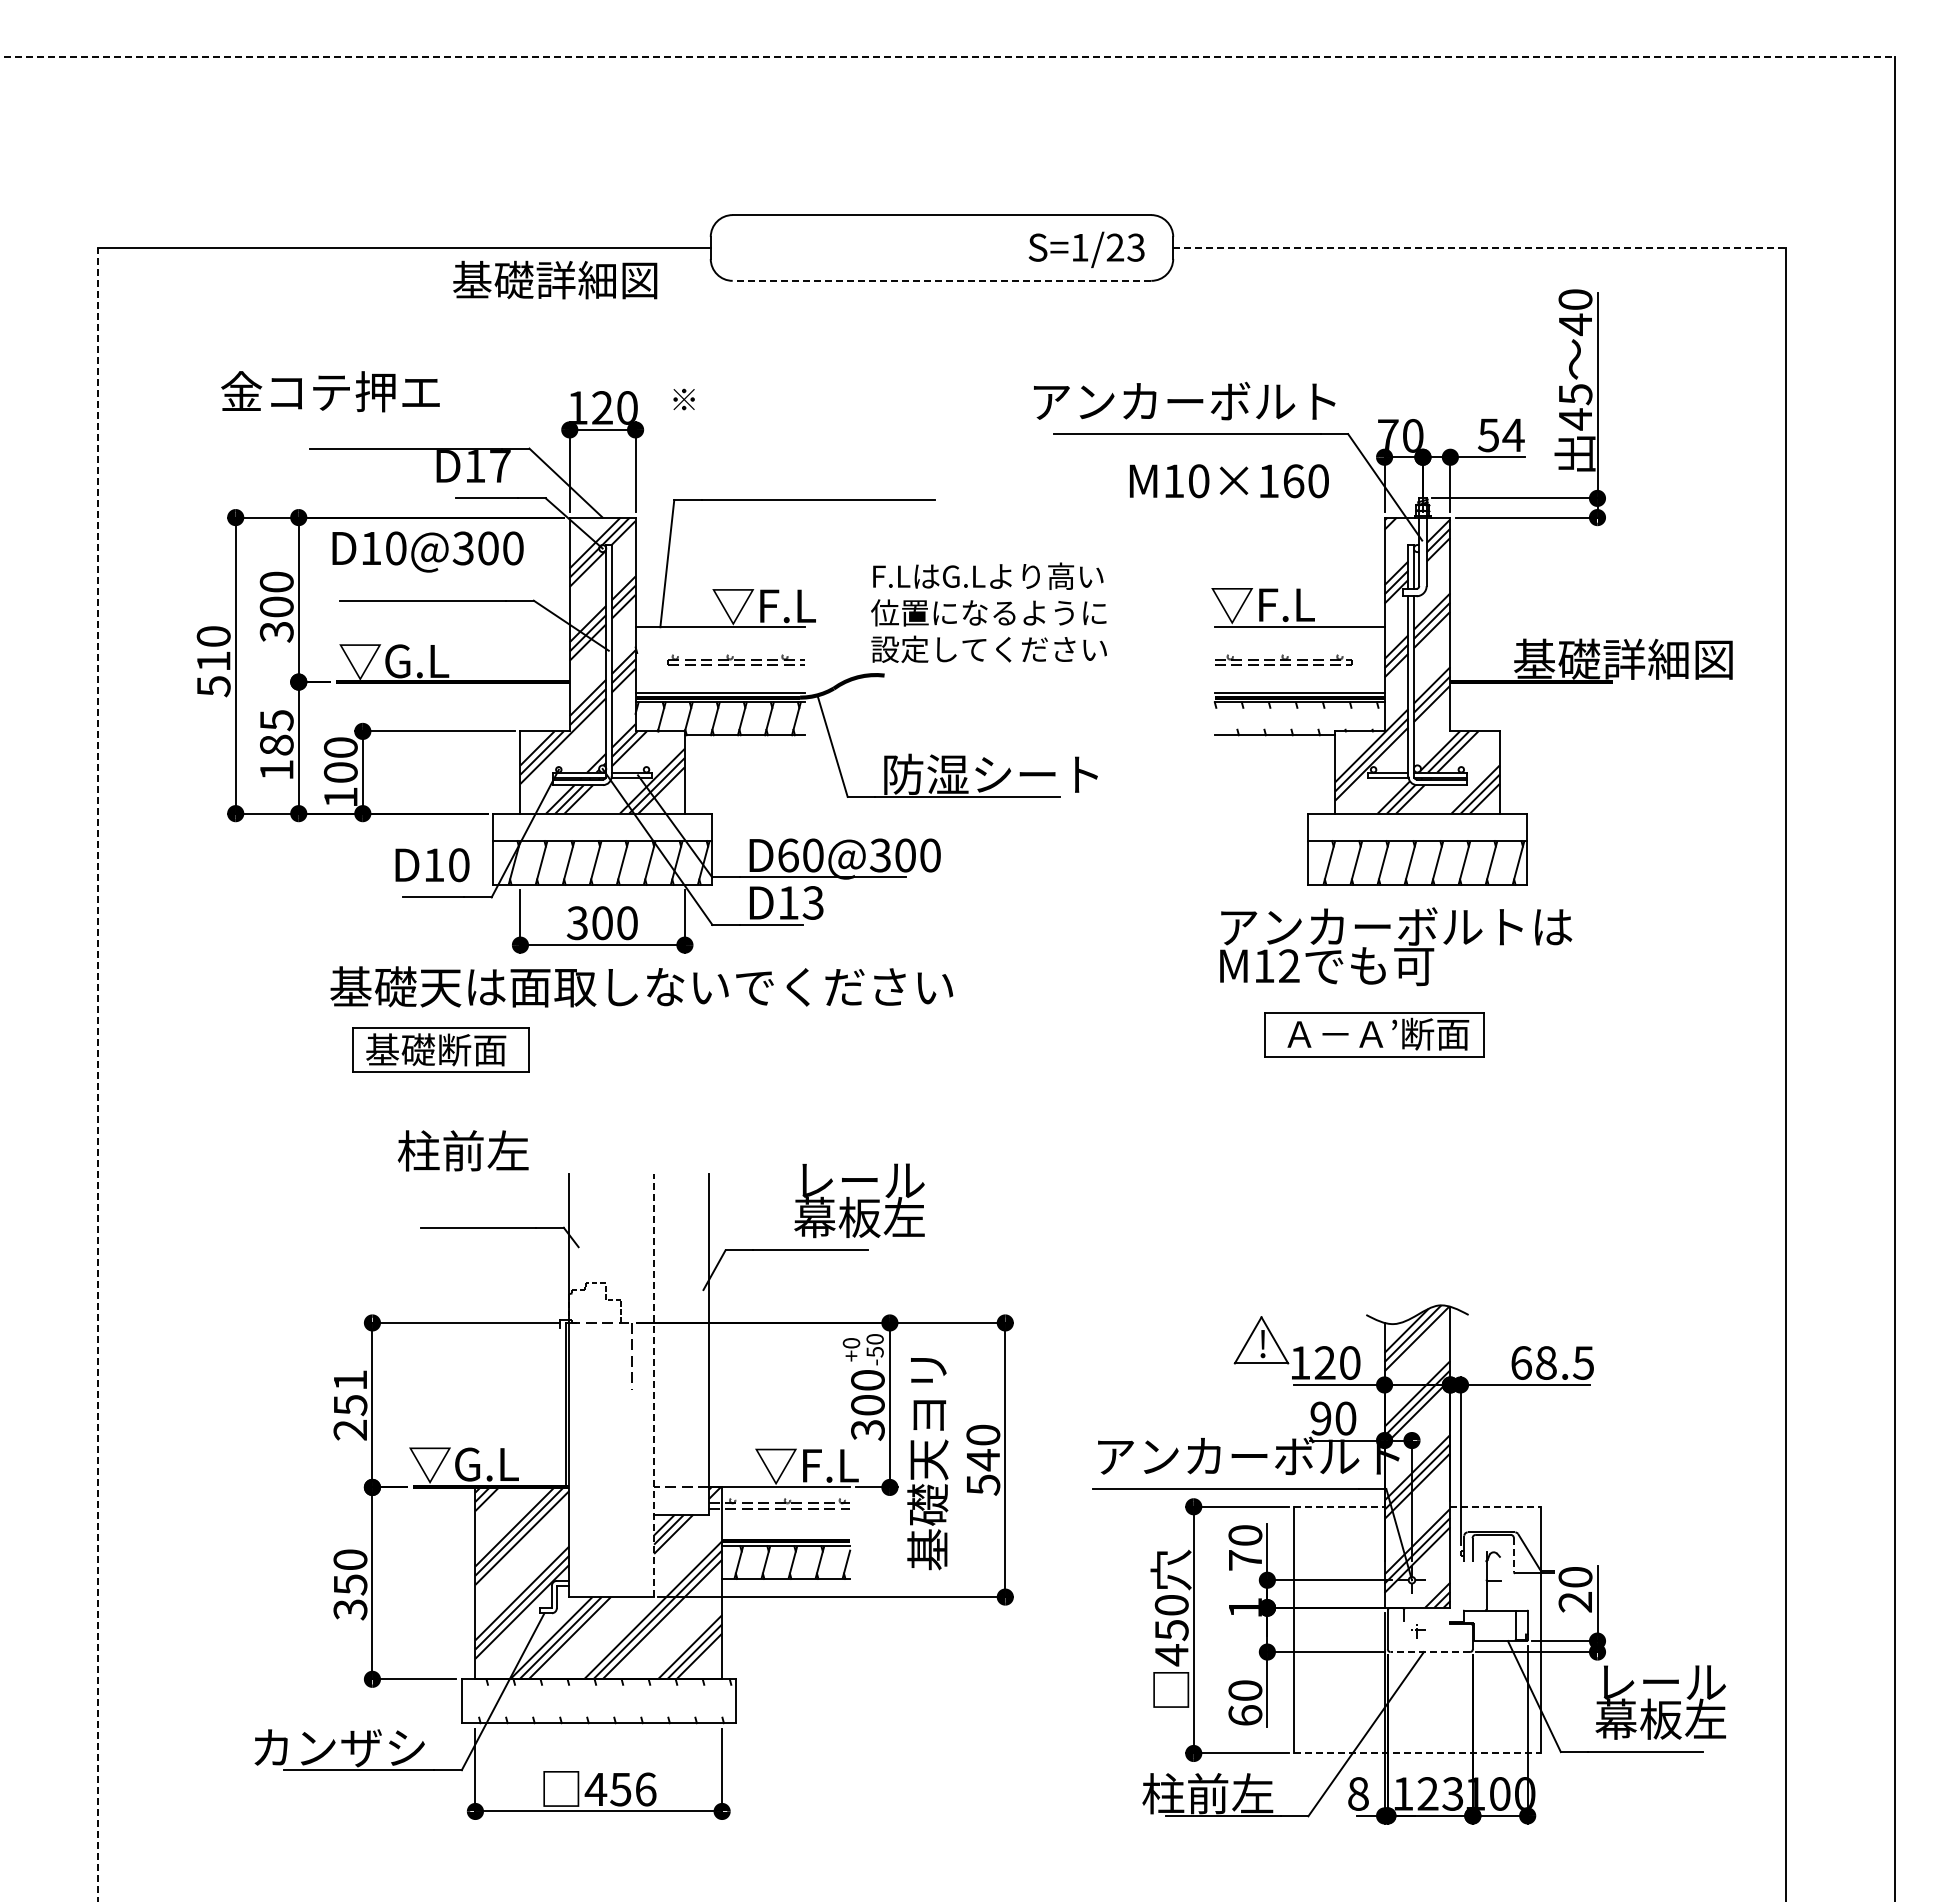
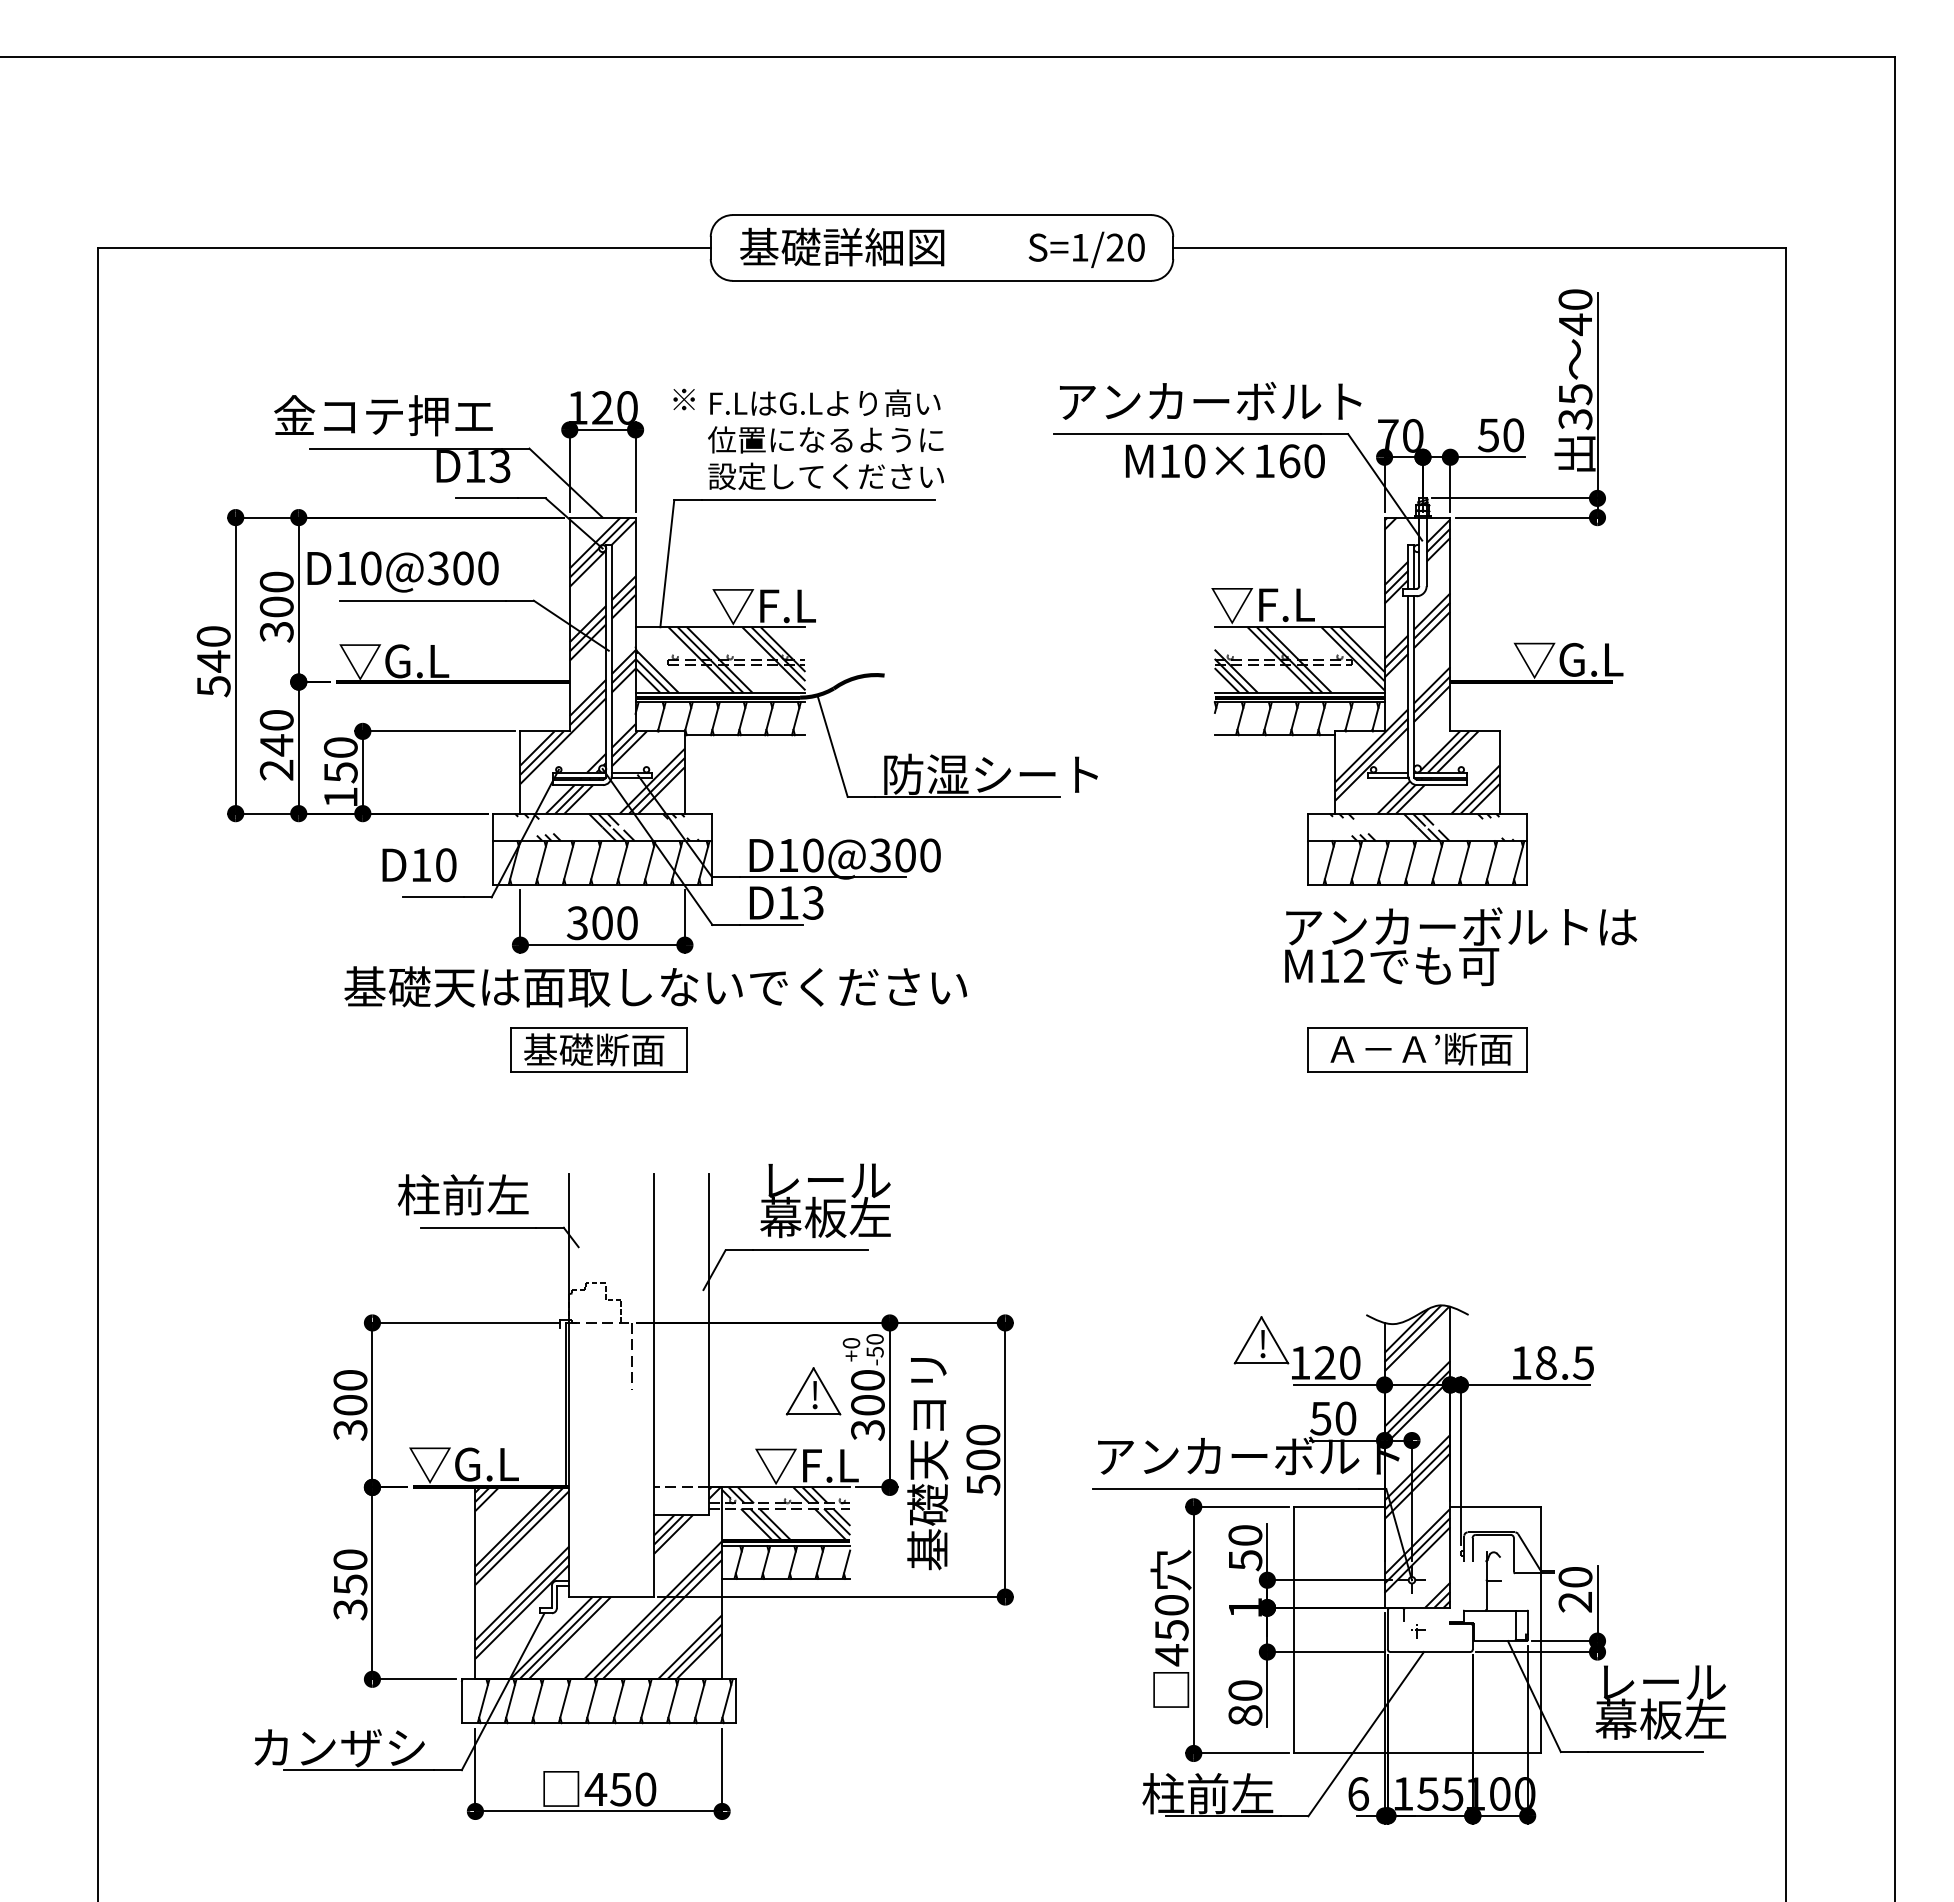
line: dashed -> solid (948, 57)
text: S=1/23 -> S=1/20 (1135, 247)
line: dashed -> solid (1479, 247)
text position: (555, 279) -> (842, 246) (842, 246)
line: dashed -> solid (941, 280)
text position: (330, 391) -> (383, 415) (383, 415)
text position: (1184, 400) -> (1210, 400) (1210, 400)
text: 45 -> 35 (1575, 419)
text: 54 -> 50 (1513, 435)
text: D17 -> D13 (499, 466)
text position: (1229, 481) -> (1225, 461) (1225, 461)
text position: (427, 551) -> (402, 571) (402, 571)
text position: (988, 612) -> (825, 439) (825, 439)
text: 基礎詳細図 -> ▽G.L (1622, 658)
hatch: none -> present (720, 660)
hatch: none -> present (1299, 660)
text: 510 -> 540 (213, 661)
hatch: none -> present (1296, 718)
text: 185 -> 240 (276, 745)
text: 100 -> 150 (340, 772)
hatch: none -> present (611, 827)
hatch: none -> present (1426, 827)
text: D60@300 -> D10@300 (788, 855)
text position: (432, 865) -> (419, 865) (419, 865)
text position: (1396, 946) -> (1461, 946) (1461, 946)
text position: (641, 986) -> (655, 986) (655, 986)
part position: (1374, 1034) -> (1417, 1049) (1417, 1049)
part position: (440, 1049) -> (598, 1049) (598, 1049)
line: dashed -> solid (98, 1074)
text position: (462, 1150) -> (462, 1194) (462, 1194)
text position: (859, 1200) -> (825, 1200) (825, 1200)
text: 68.5 -> 18.5 (1521, 1362)
line: dashed -> solid (654, 1385)
part: none -> present (813, 1391)
text: 251 -> 300 (350, 1405)
text: 90 -> 50 (1320, 1418)
text: 540 -> 500 (983, 1460)
line: dashed -> solid (1339, 1506)
line: dashed -> solid (1496, 1506)
hatch: none -> present (786, 1514)
line: dashed -> solid (1513, 1555)
text: 70 -> 50 (1245, 1560)
line: dashed -> solid (1430, 1652)
hatch: none -> present (596, 1701)
text: 60 -> 80 (1245, 1715)
line: dashed -> solid (1417, 1753)
text: 456 -> 450 (645, 1789)
text: 8 -> 6 (1358, 1793)
text: 123 -> 155 (1440, 1793)
